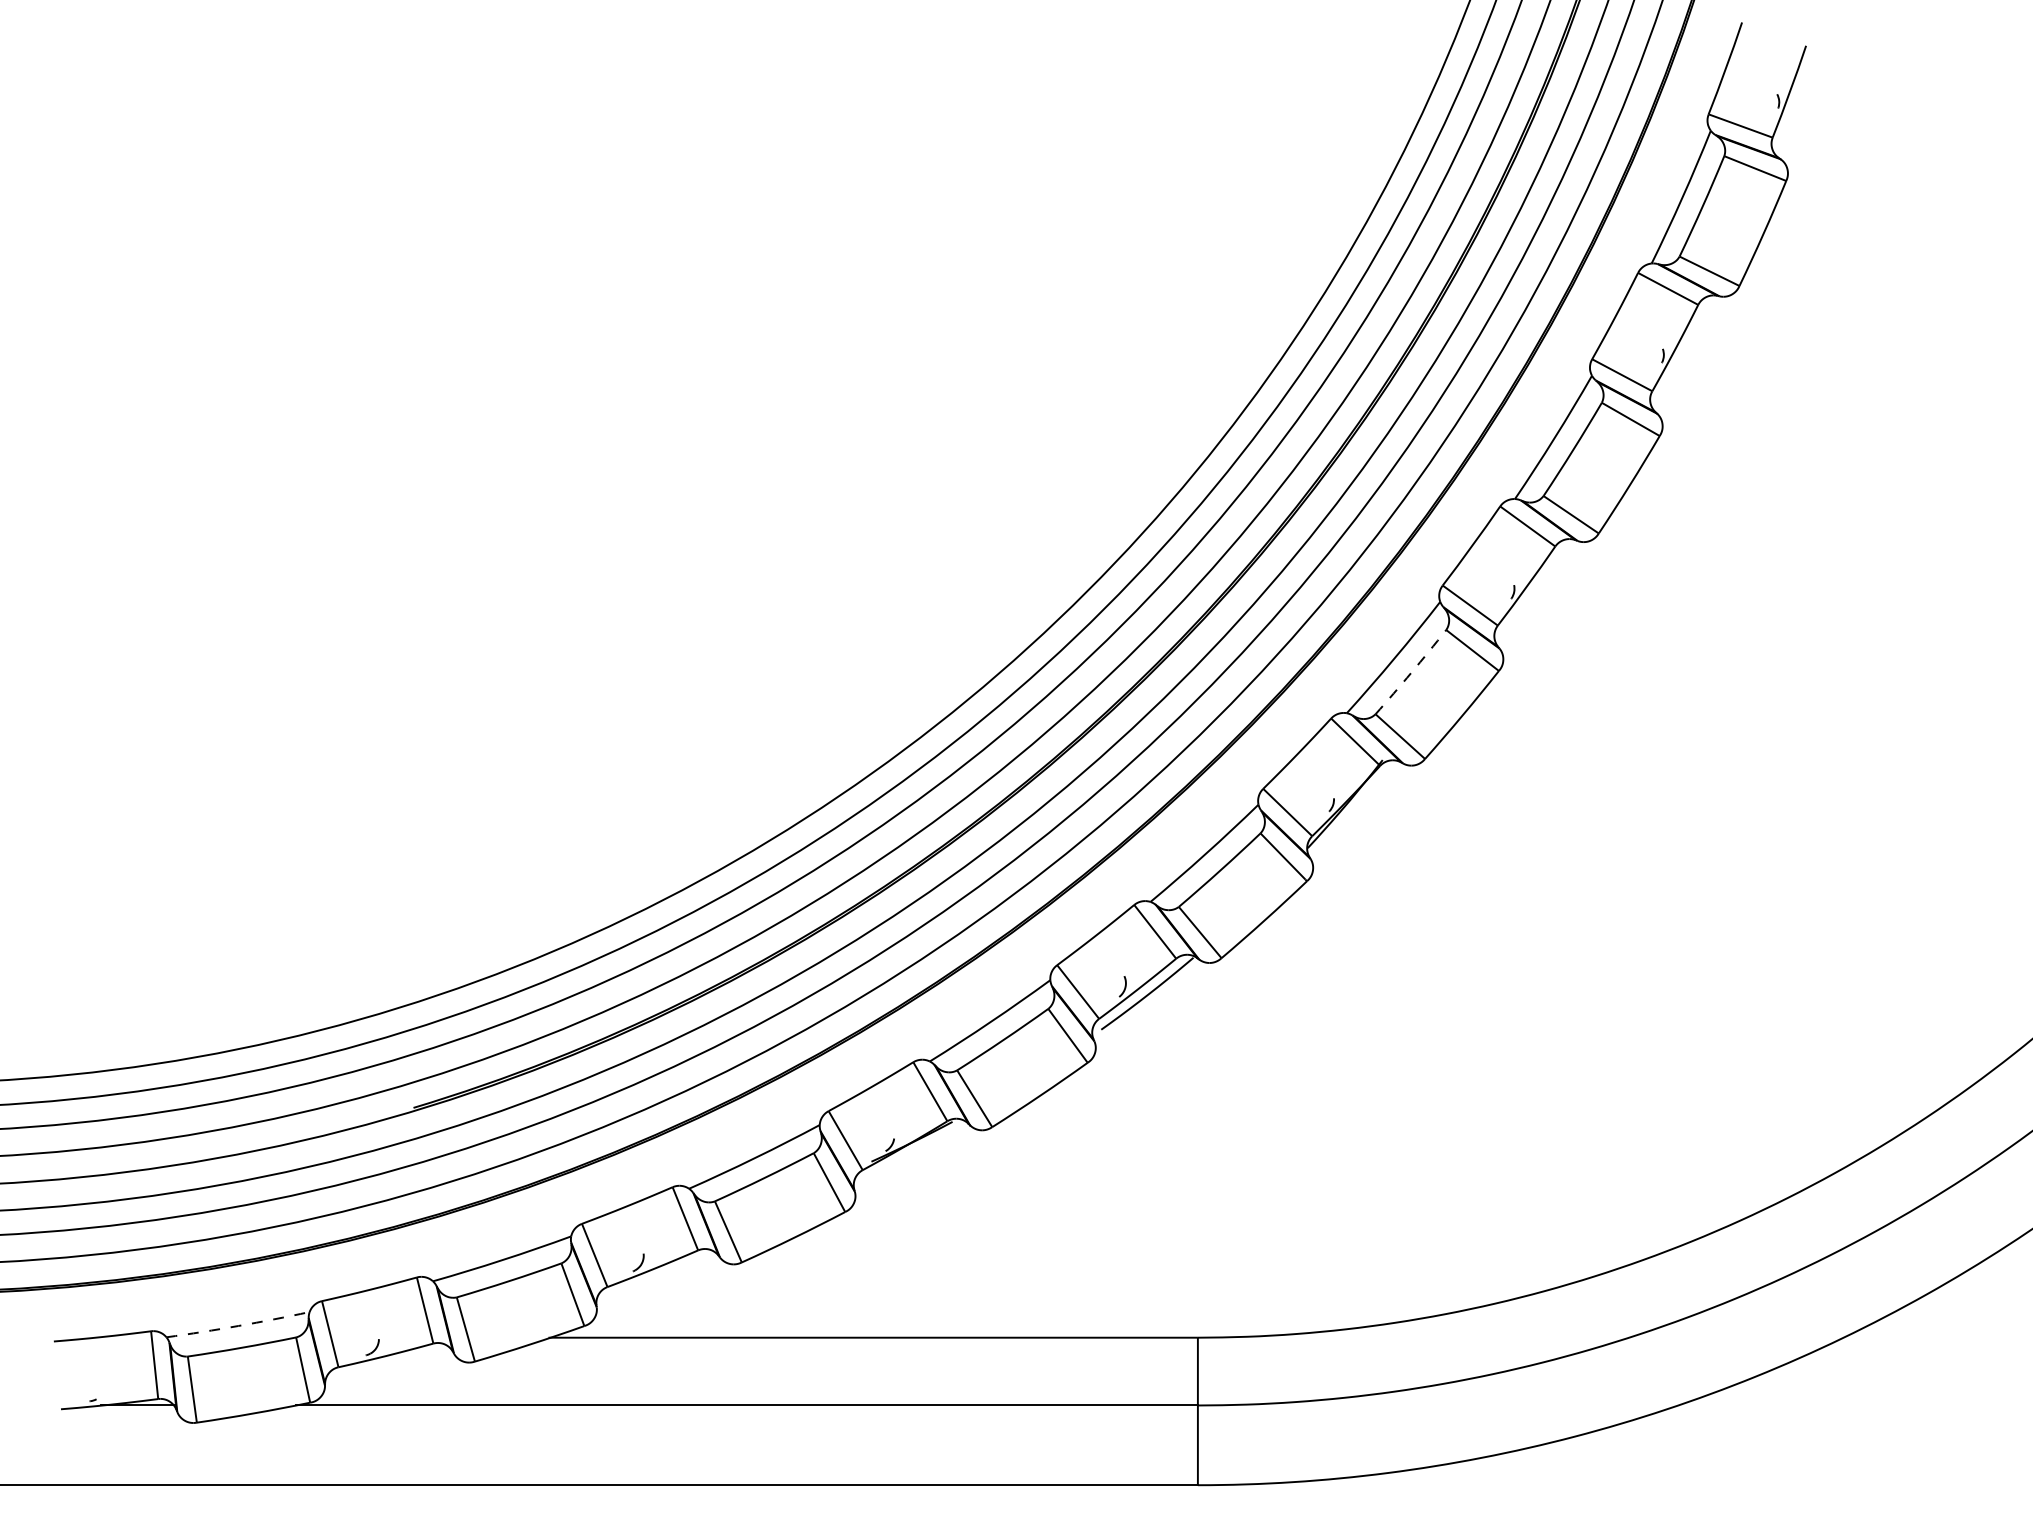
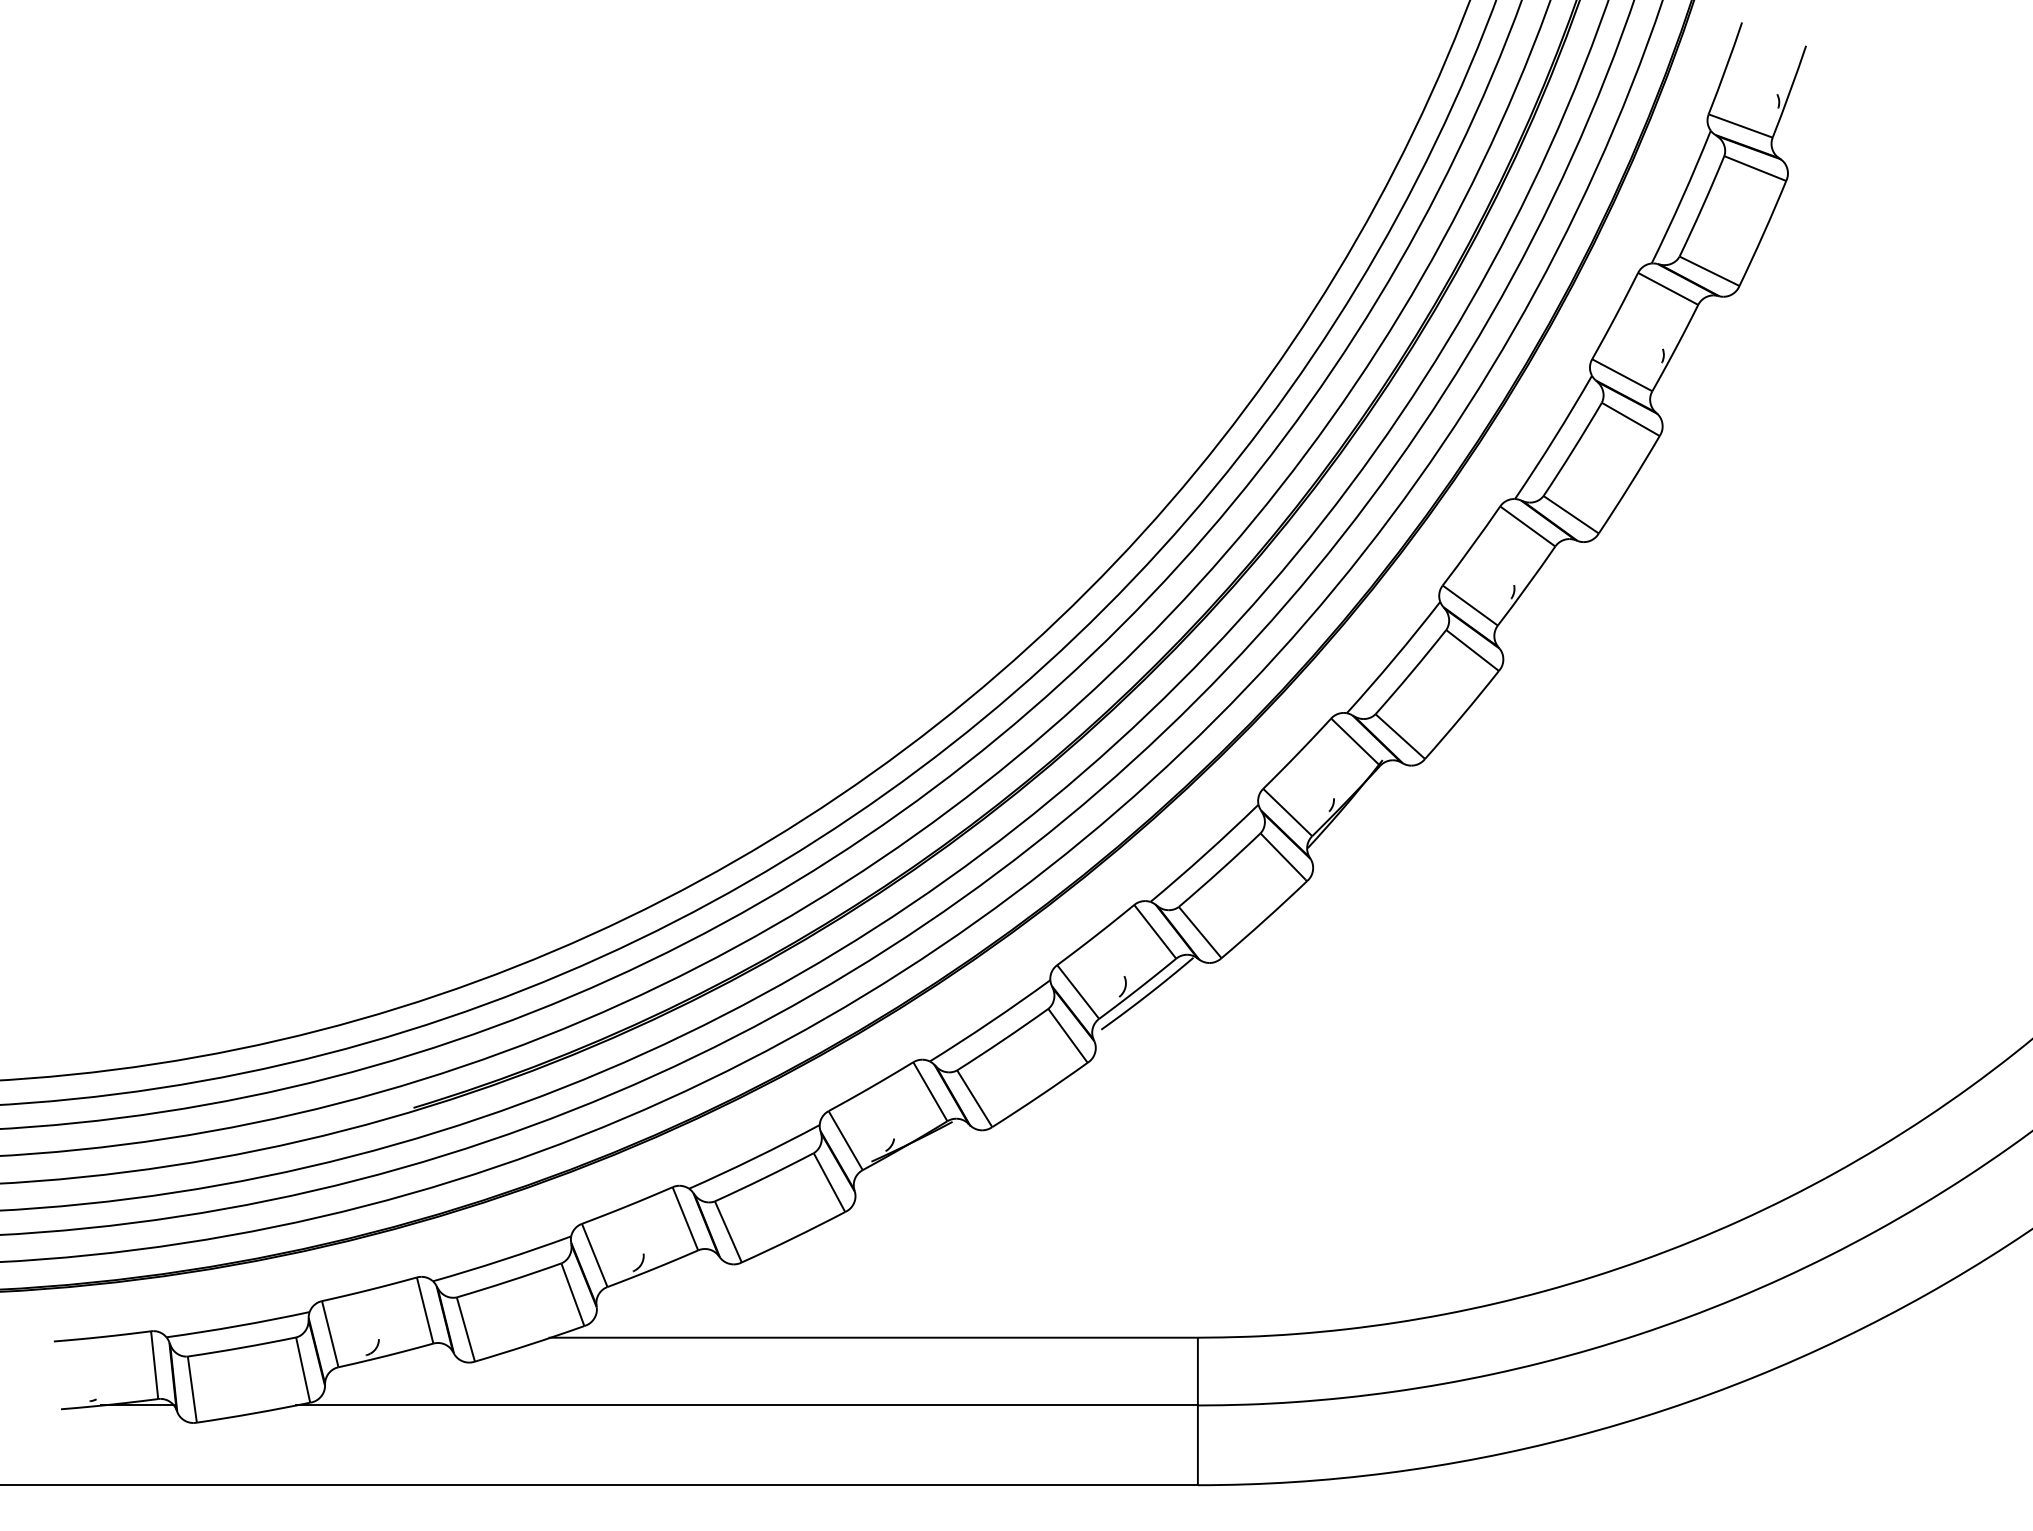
arc: dashed -> solid (1411, 672)
arc: dashed -> solid (238, 1326)
